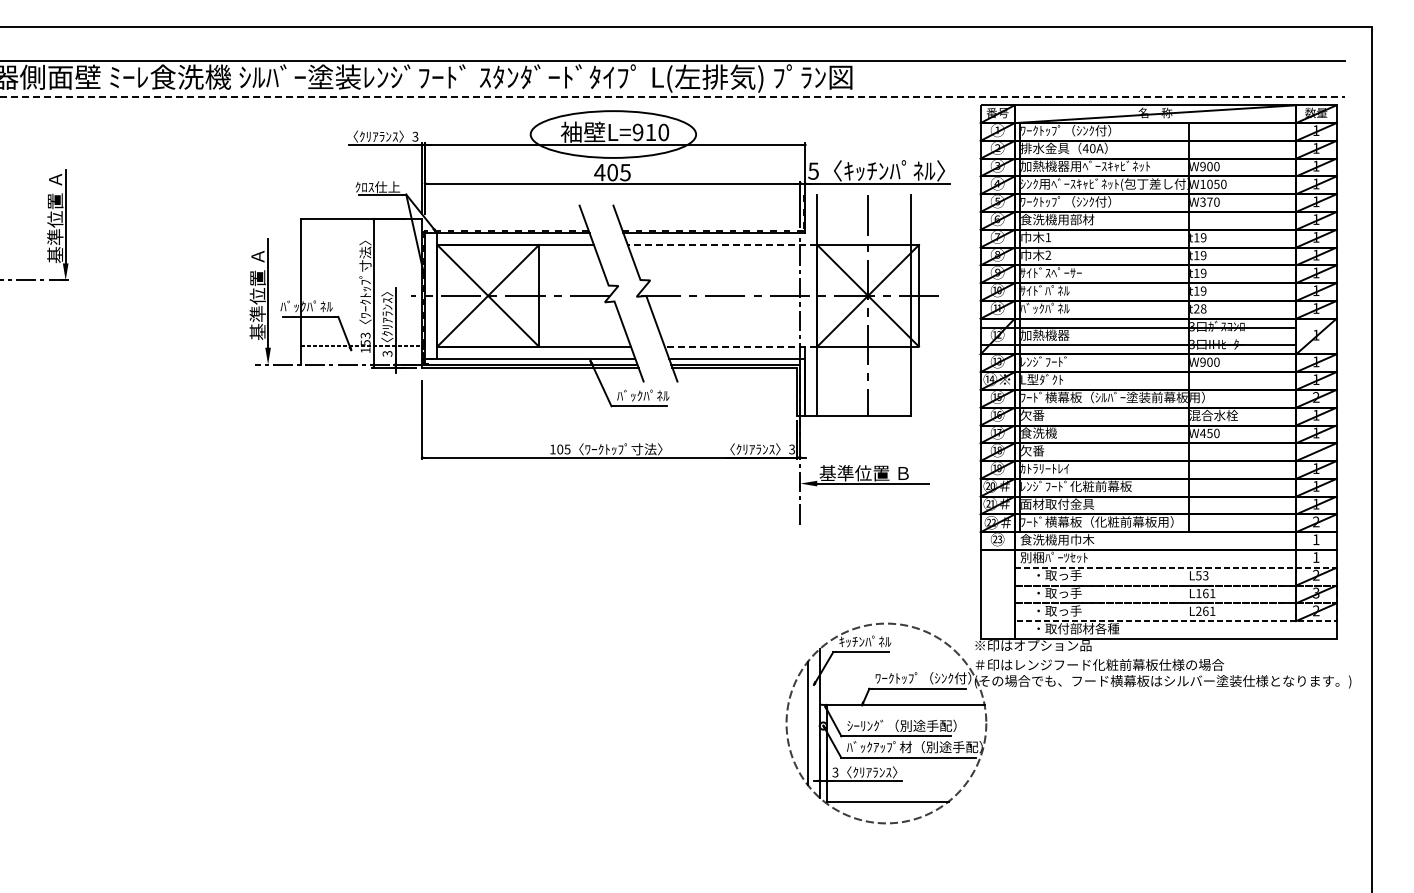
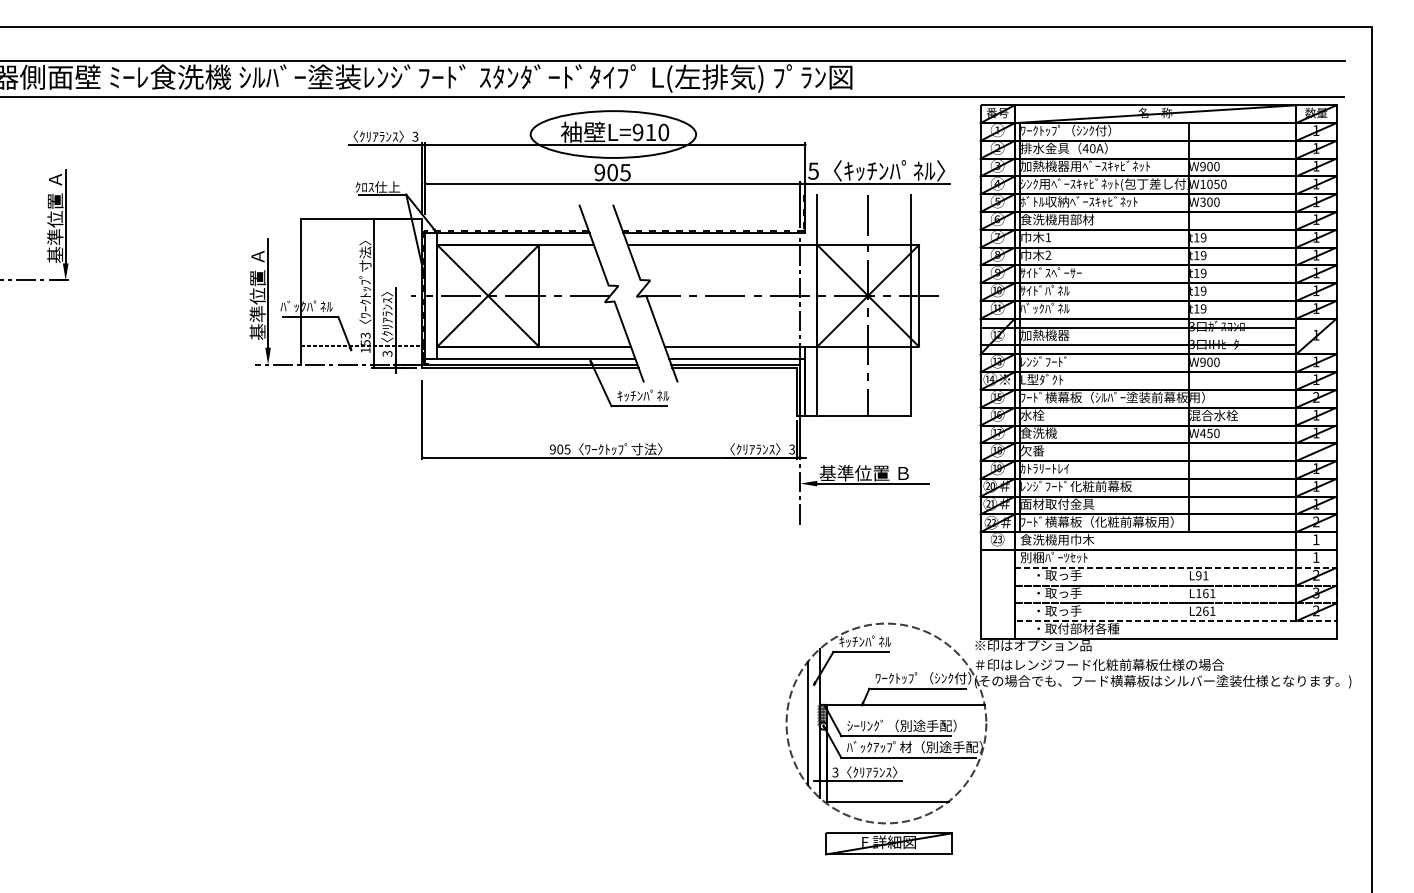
line: dashed -> solid (673, 97)
text: 405 -> 905 (599, 172)
text: ﾜｰｸﾄｯﾌﾟ（ｼﾝｸ付） -> ﾎﾞﾄﾙ収納ﾍﾞｰｽｷｬﾋﾞﾈｯﾄ (1079, 201)
text: W370 -> W300 (1209, 201)
line: dashed -> solid (722, 245)
text: t28 -> t19 (1200, 308)
line: dashed -> solid (740, 346)
text: ﾊﾞｯｸﾊﾟﾈﾙ -> ｷｯﾁﾝﾊﾟﾈﾙ (629, 395)
text: 欠番 -> 水栓 (1032, 414)
text: 105 -> 905 (552, 449)
text: L53 -> L91 (1202, 575)
hatch: none -> present (821, 715)
part: none -> present (888, 843)
